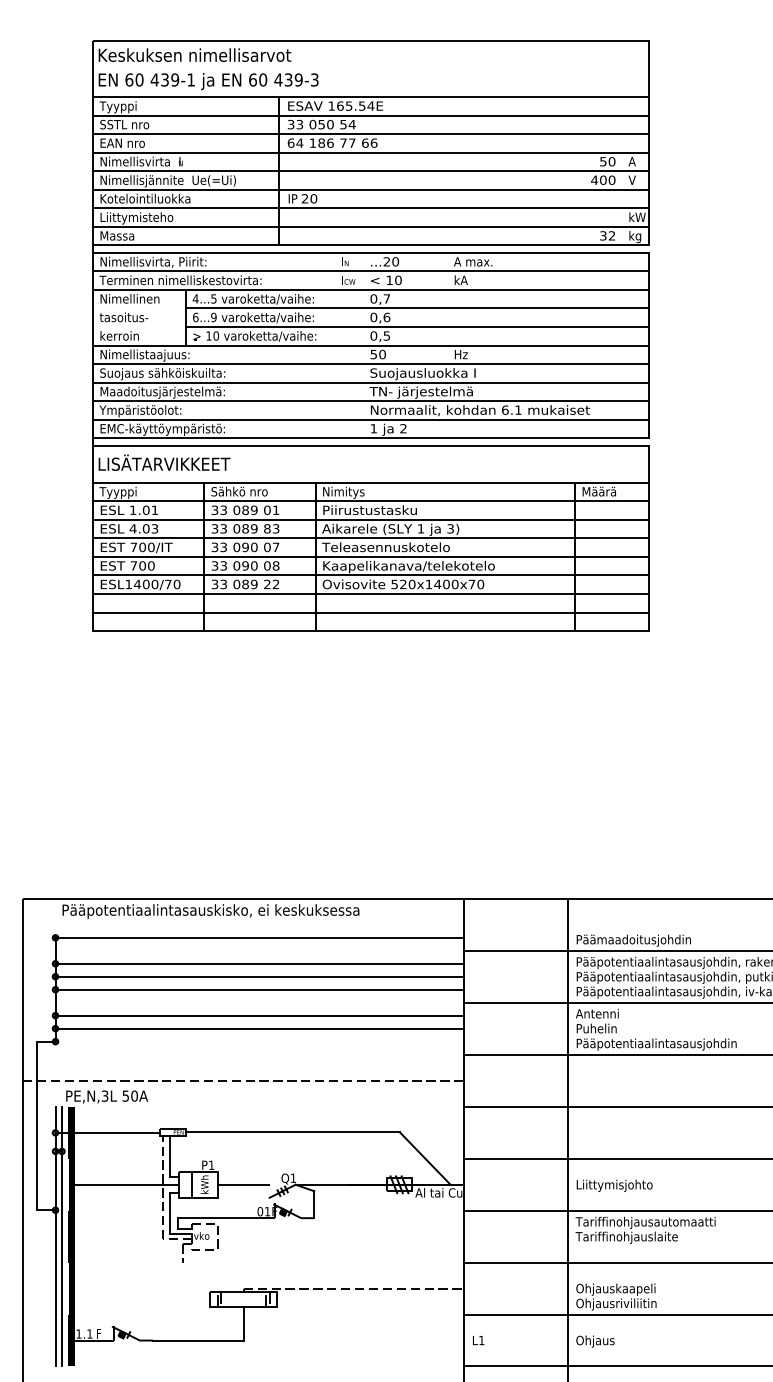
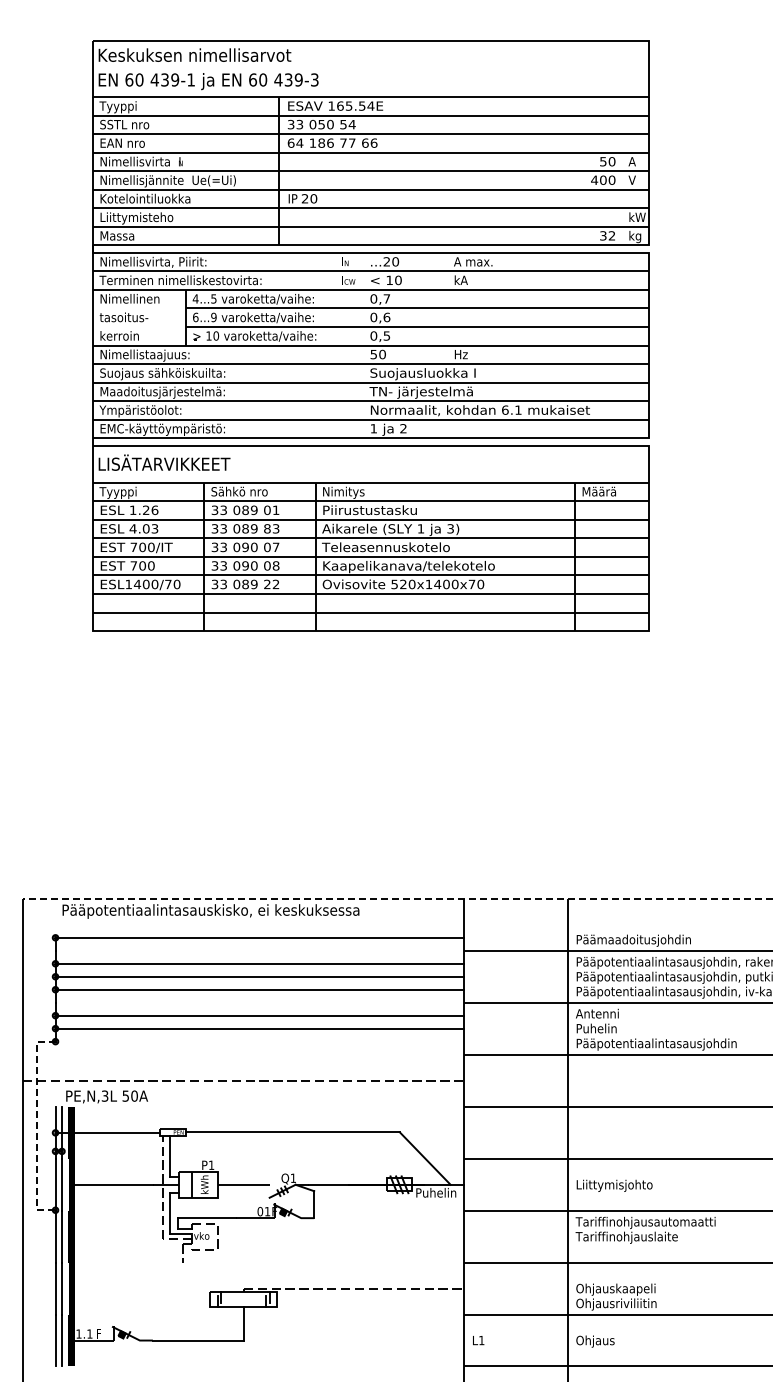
text: 1.01 -> 1.26 (150, 510)
line: solid -> dashed (396, 899)
line: solid -> dashed (36, 1126)
text: Al tai Cu -> Puhelin (438, 1192)
